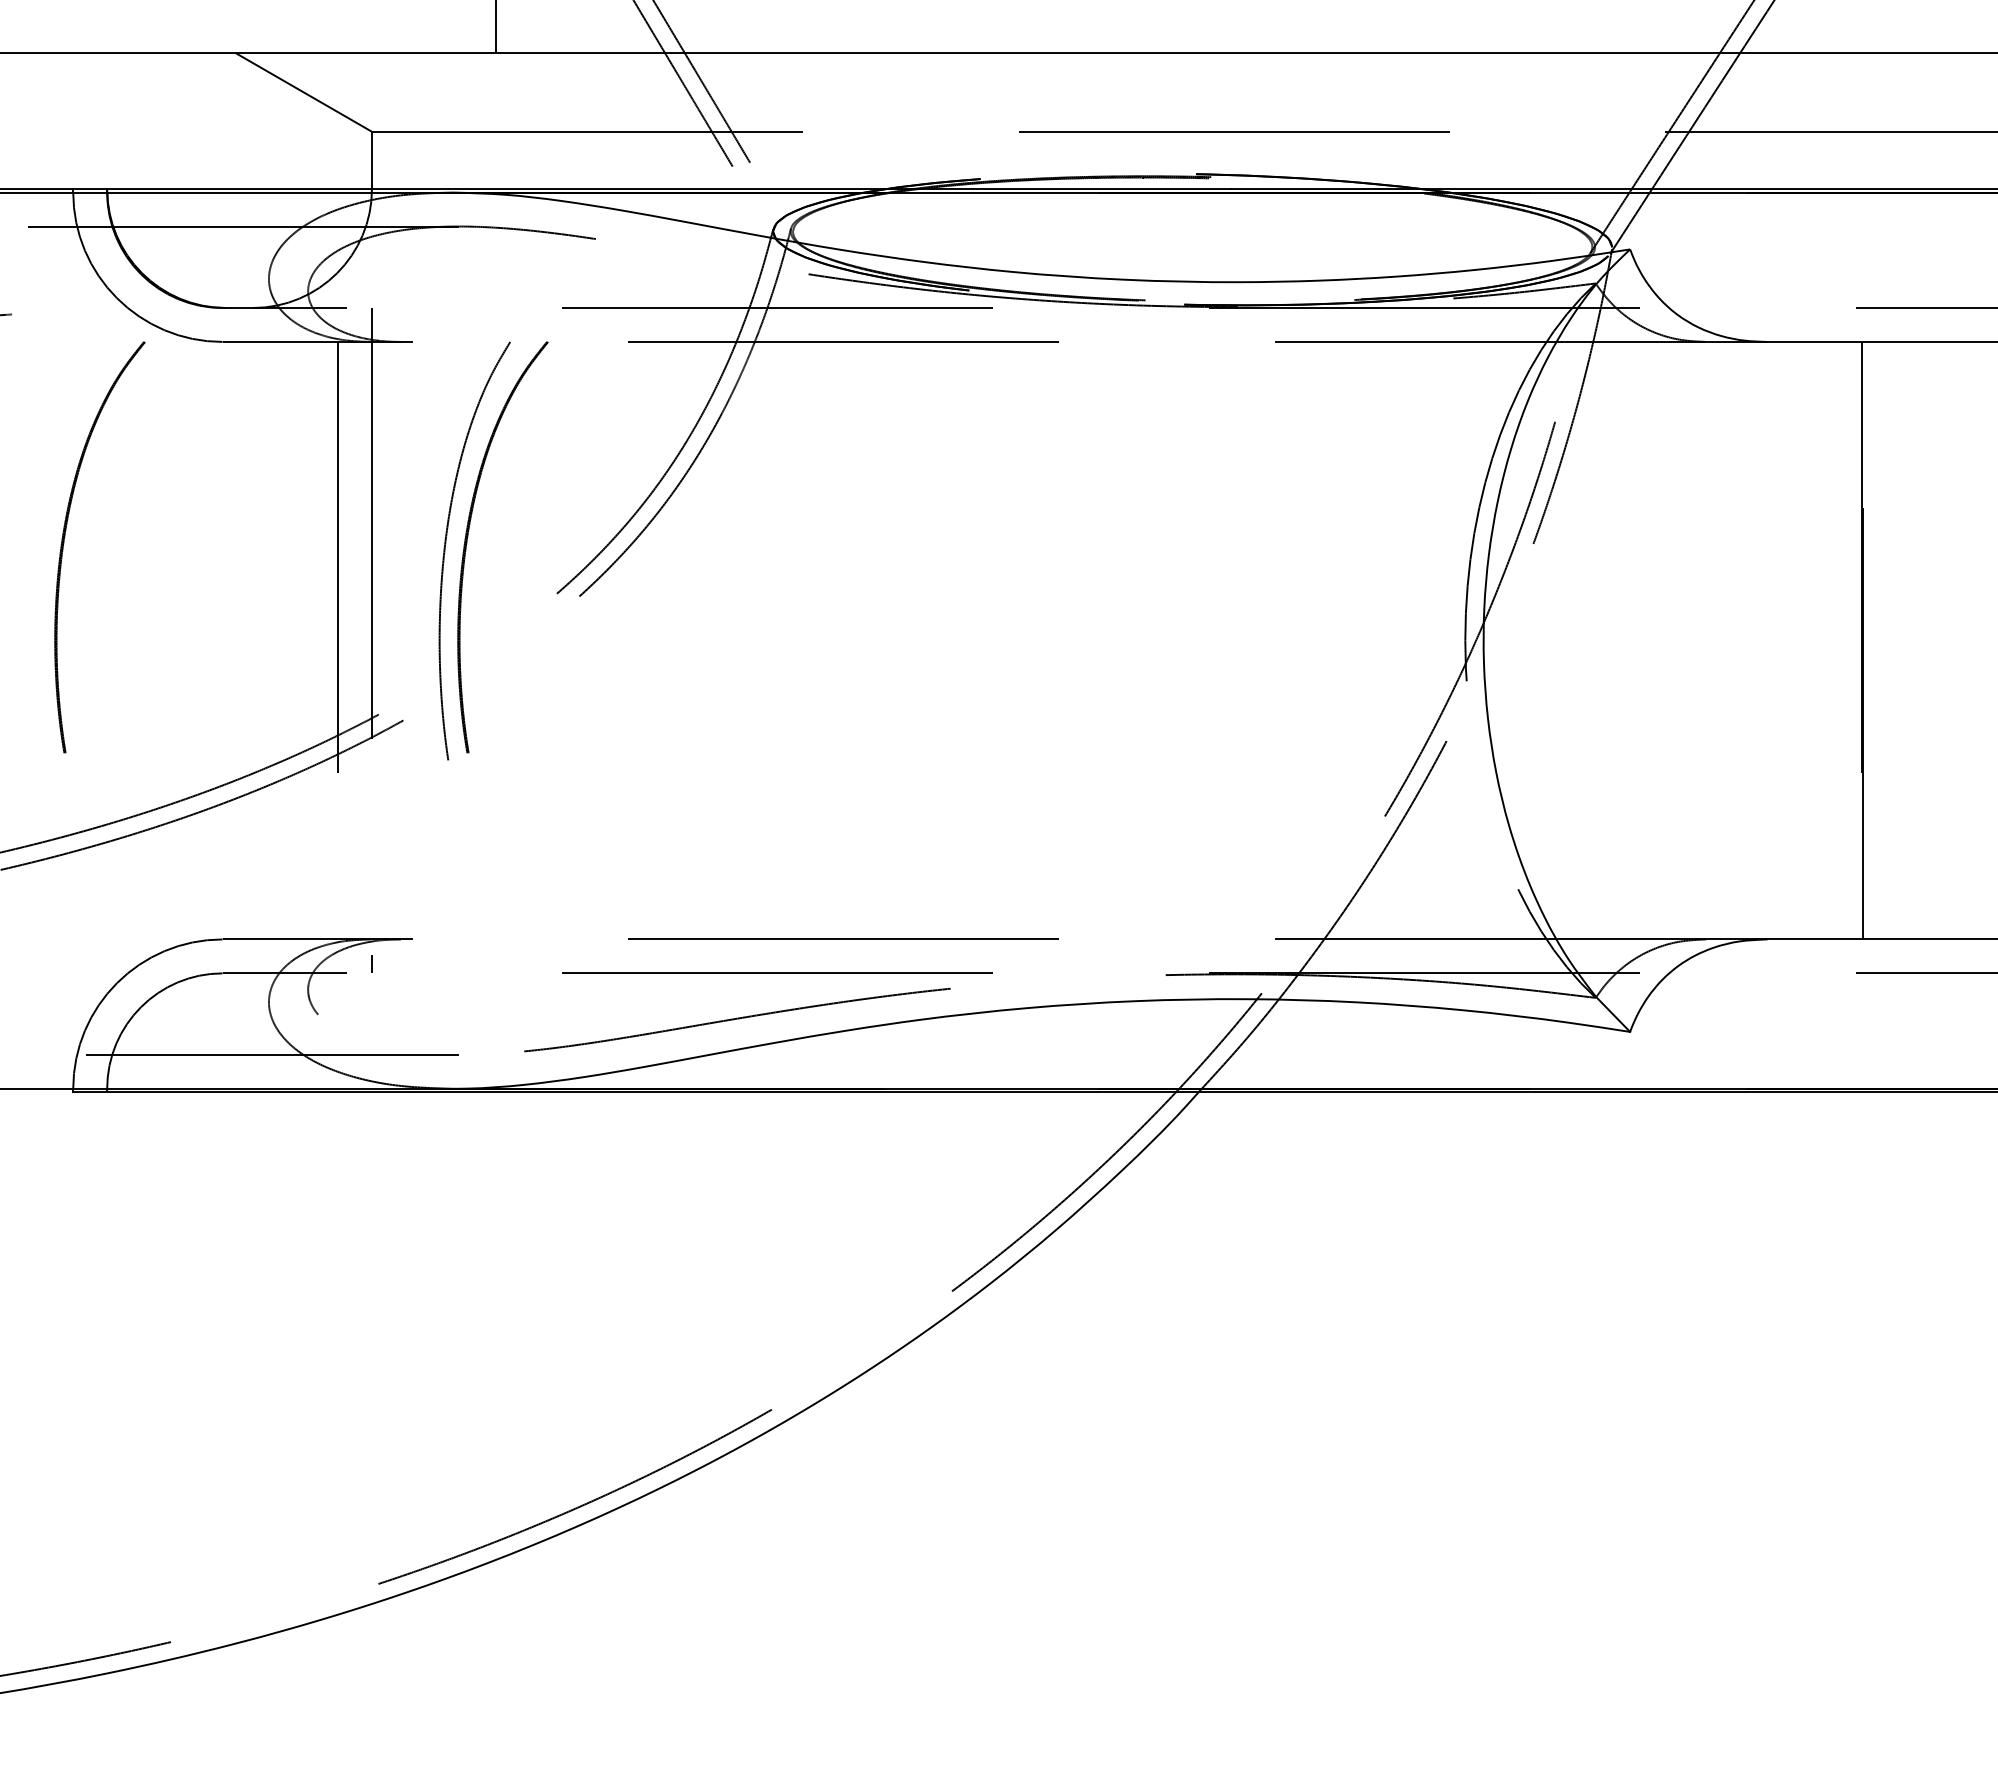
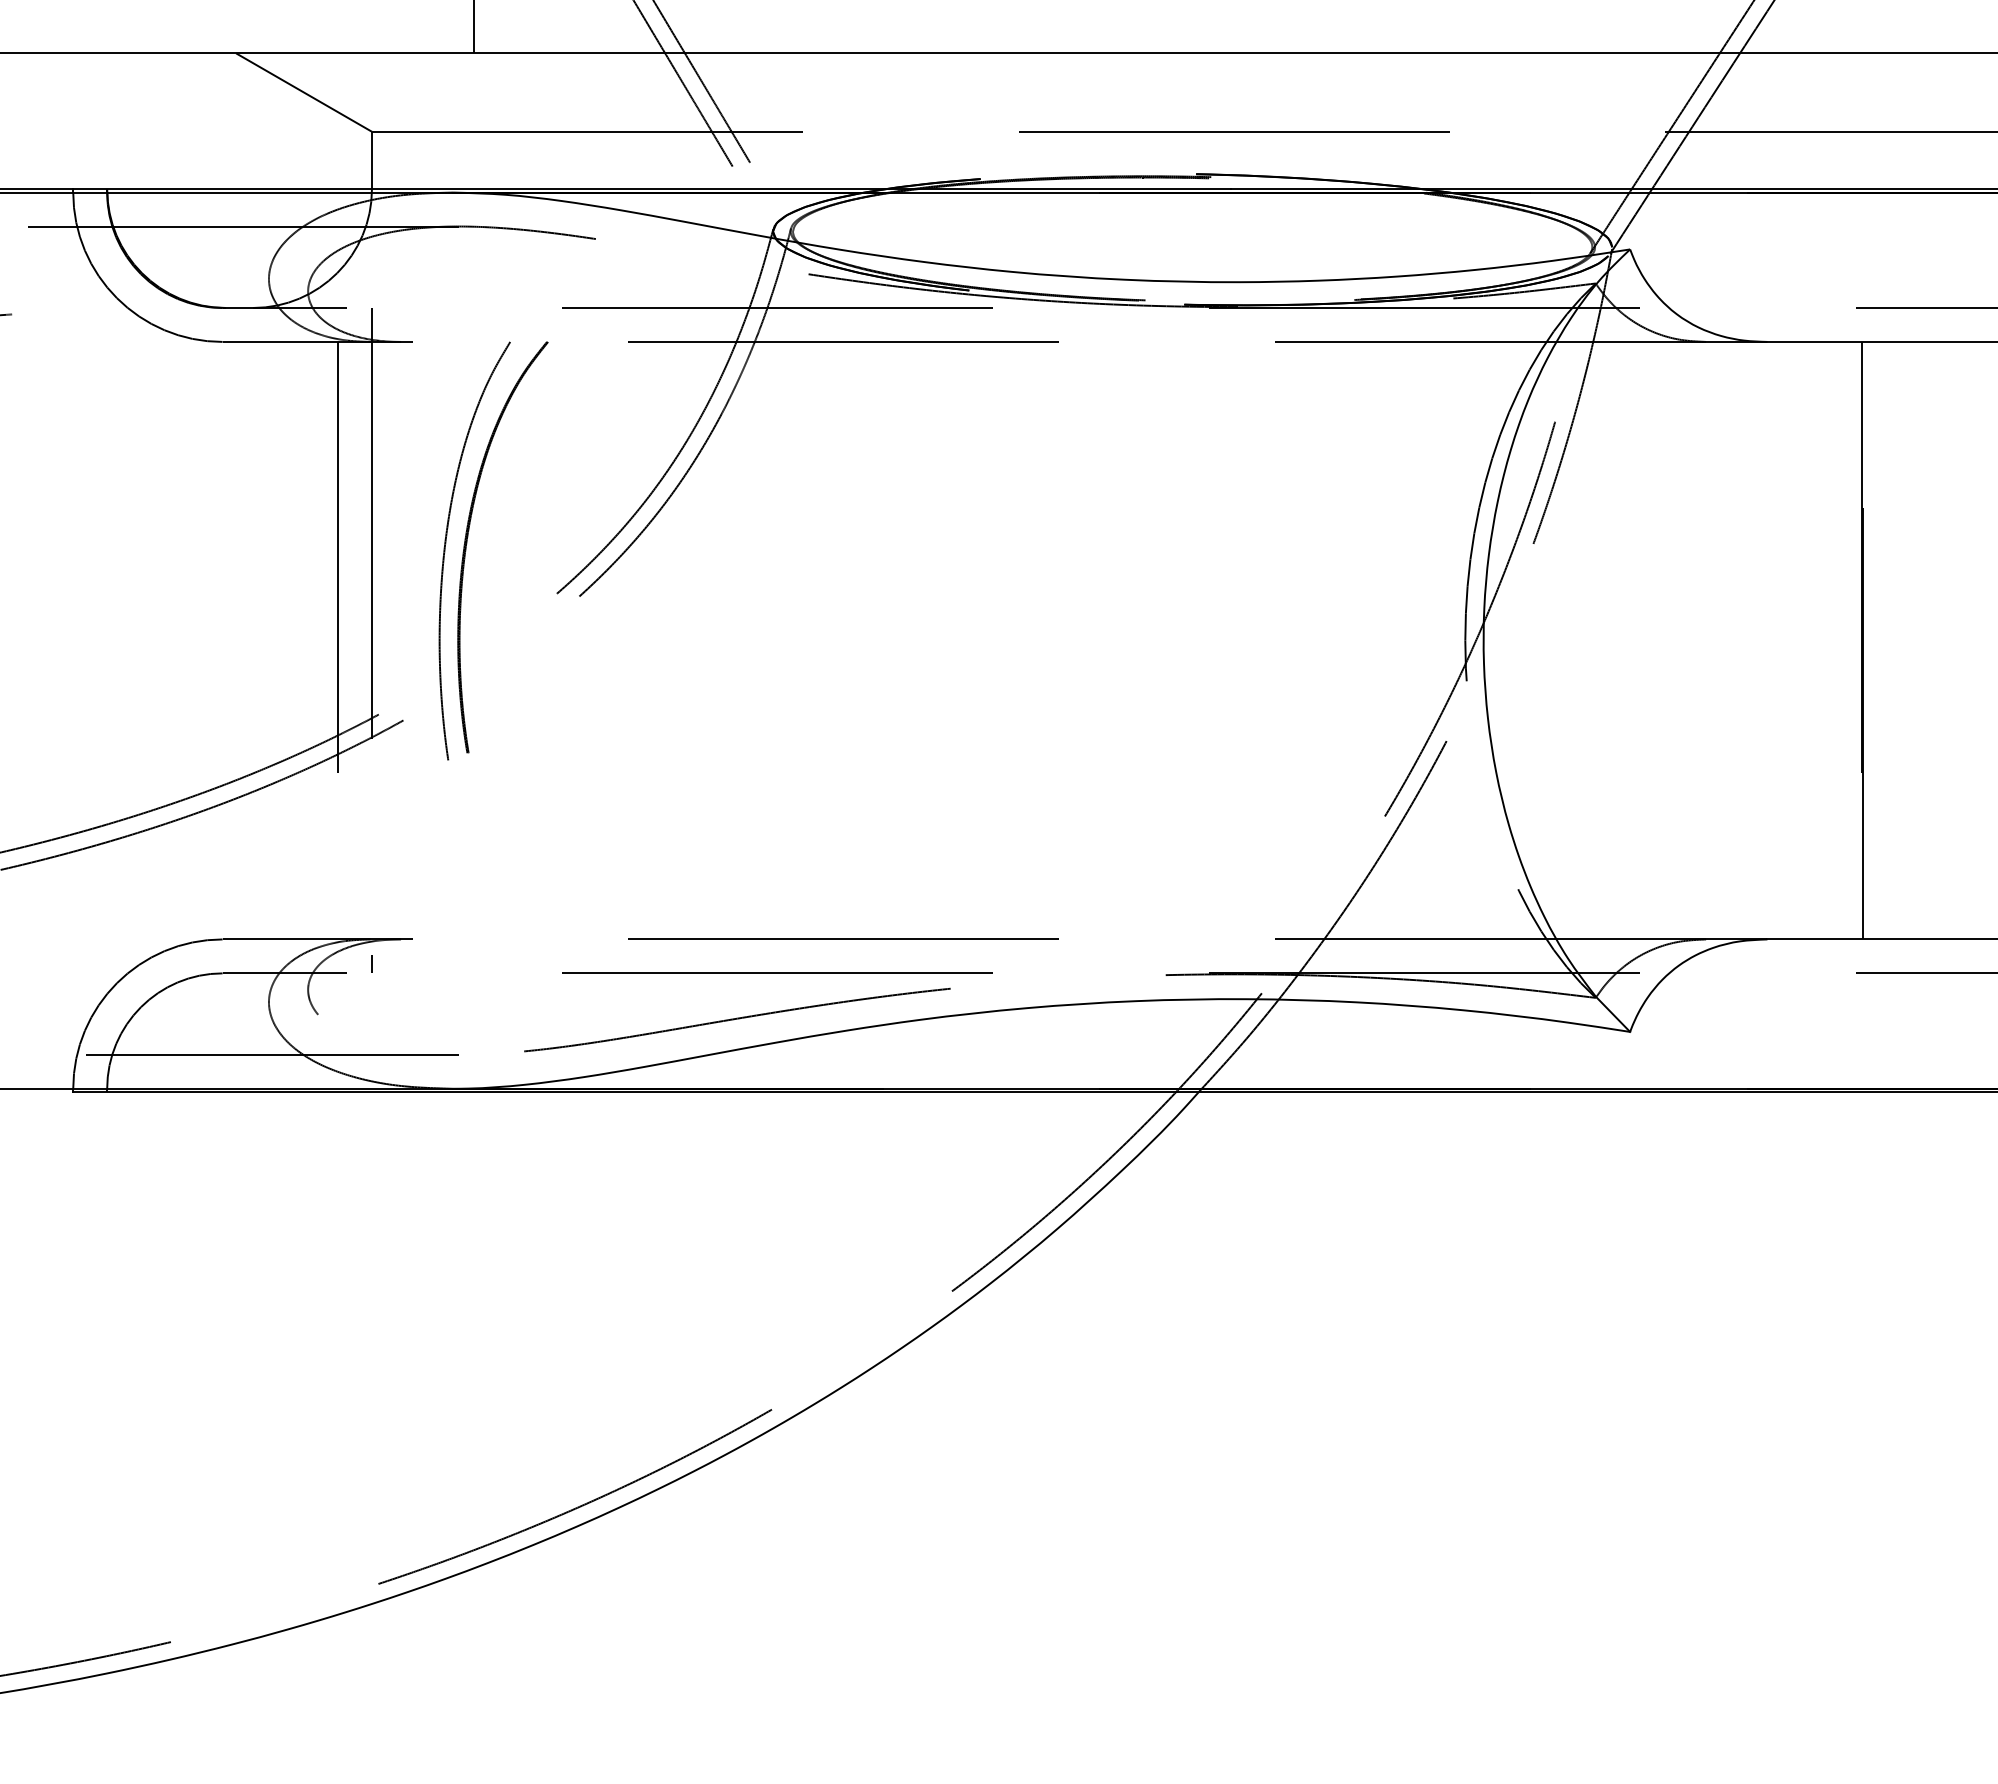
line position: (495, 27) -> (473, 27) (473, 27)
part: present -> none (64, 543)
